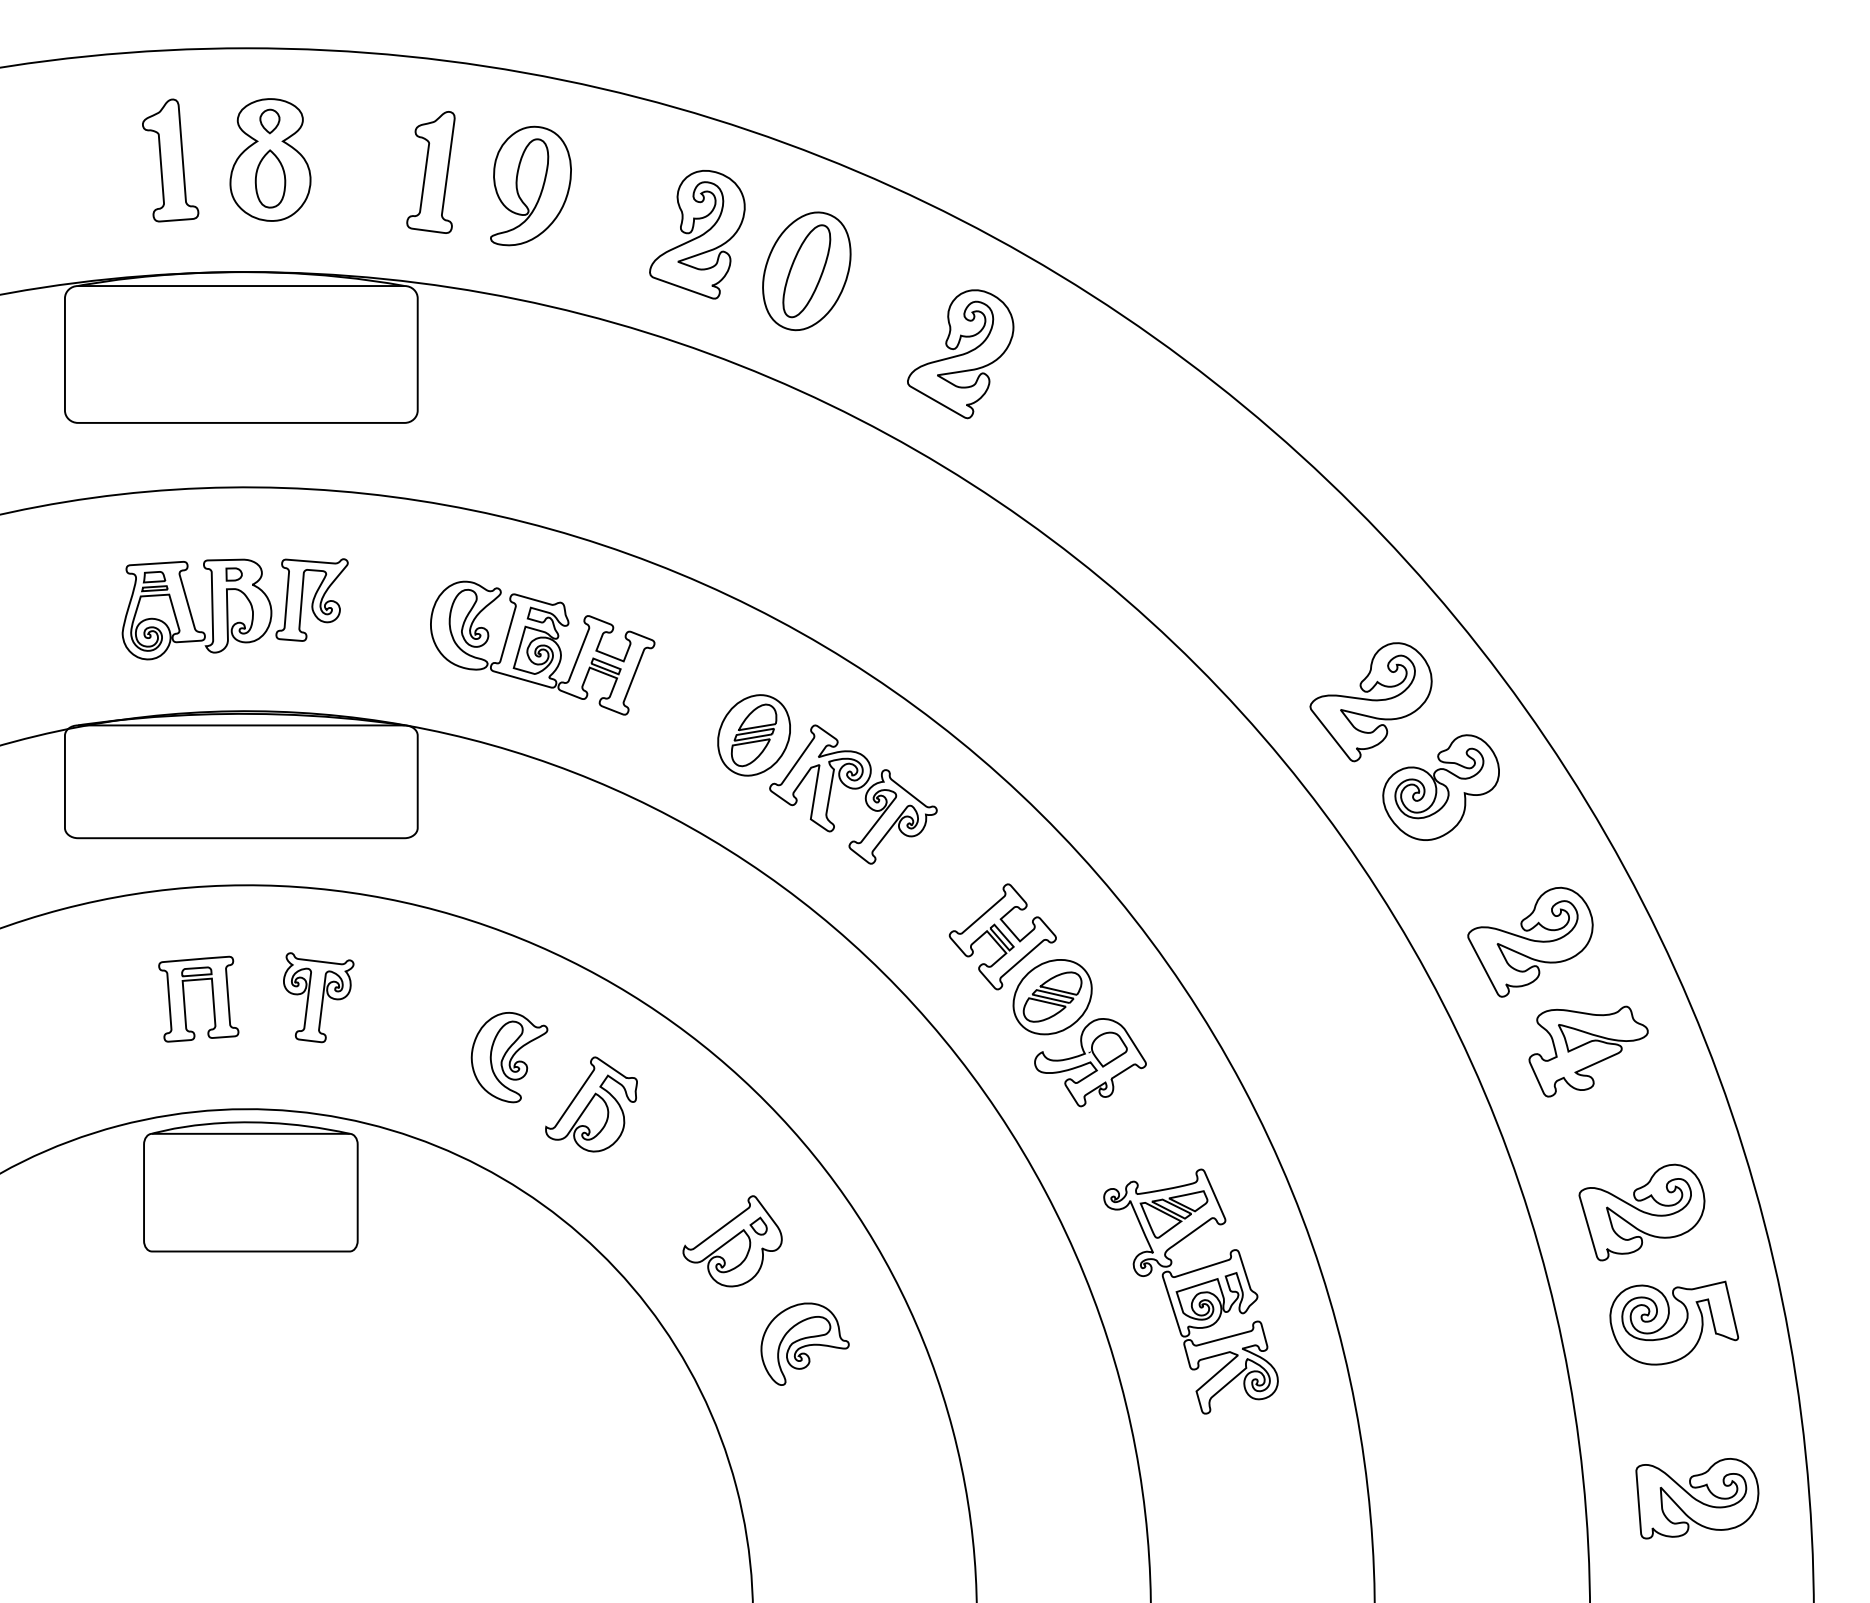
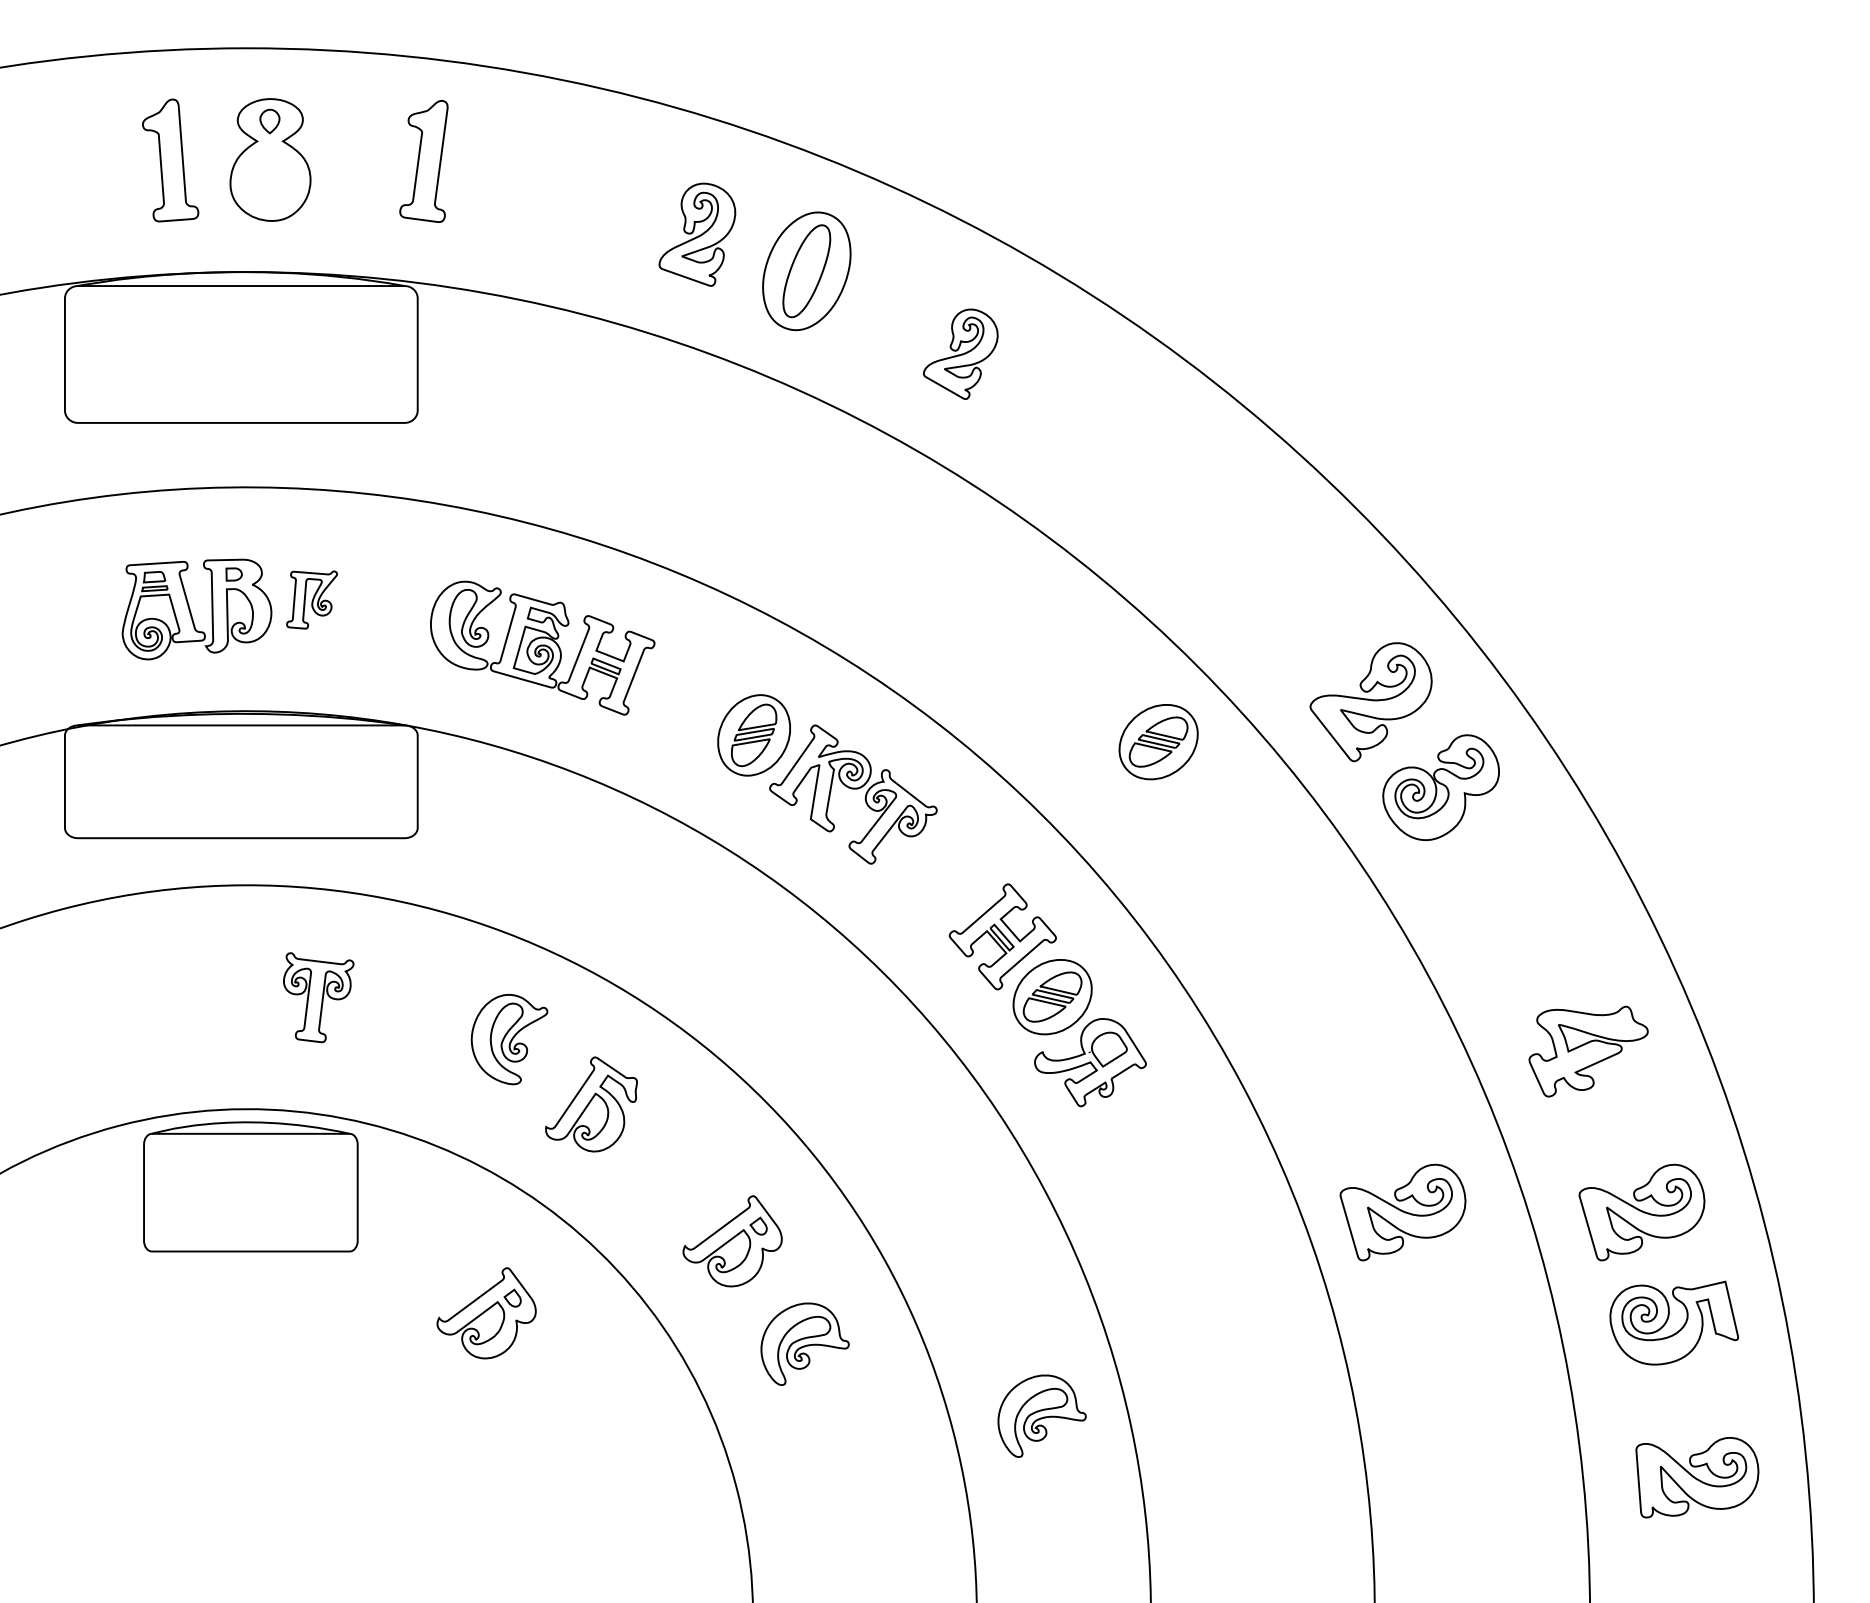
part position: (430, 172) -> (423, 161) (423, 161)
part: present -> none (270, 178)
part: present -> none (530, 185)
part size: 97x130 px -> 79x105 px (697, 234)
part size: 108x131 px -> 76x92 px (960, 353)
part size: 74x84 px -> 52x60 px (311, 599)
part: none -> present (1158, 742)
part: present -> none (1530, 941)
part: present -> none (185, 1001)
part position: (509, 1057) -> (509, 1039) (509, 1039)
part: none -> present (1402, 1212)
part: present -> none (1190, 1291)
part: none -> present (486, 1313)
part: none -> present (1041, 1415)
part position: (1697, 1498) -> (1697, 1477) (1697, 1477)
